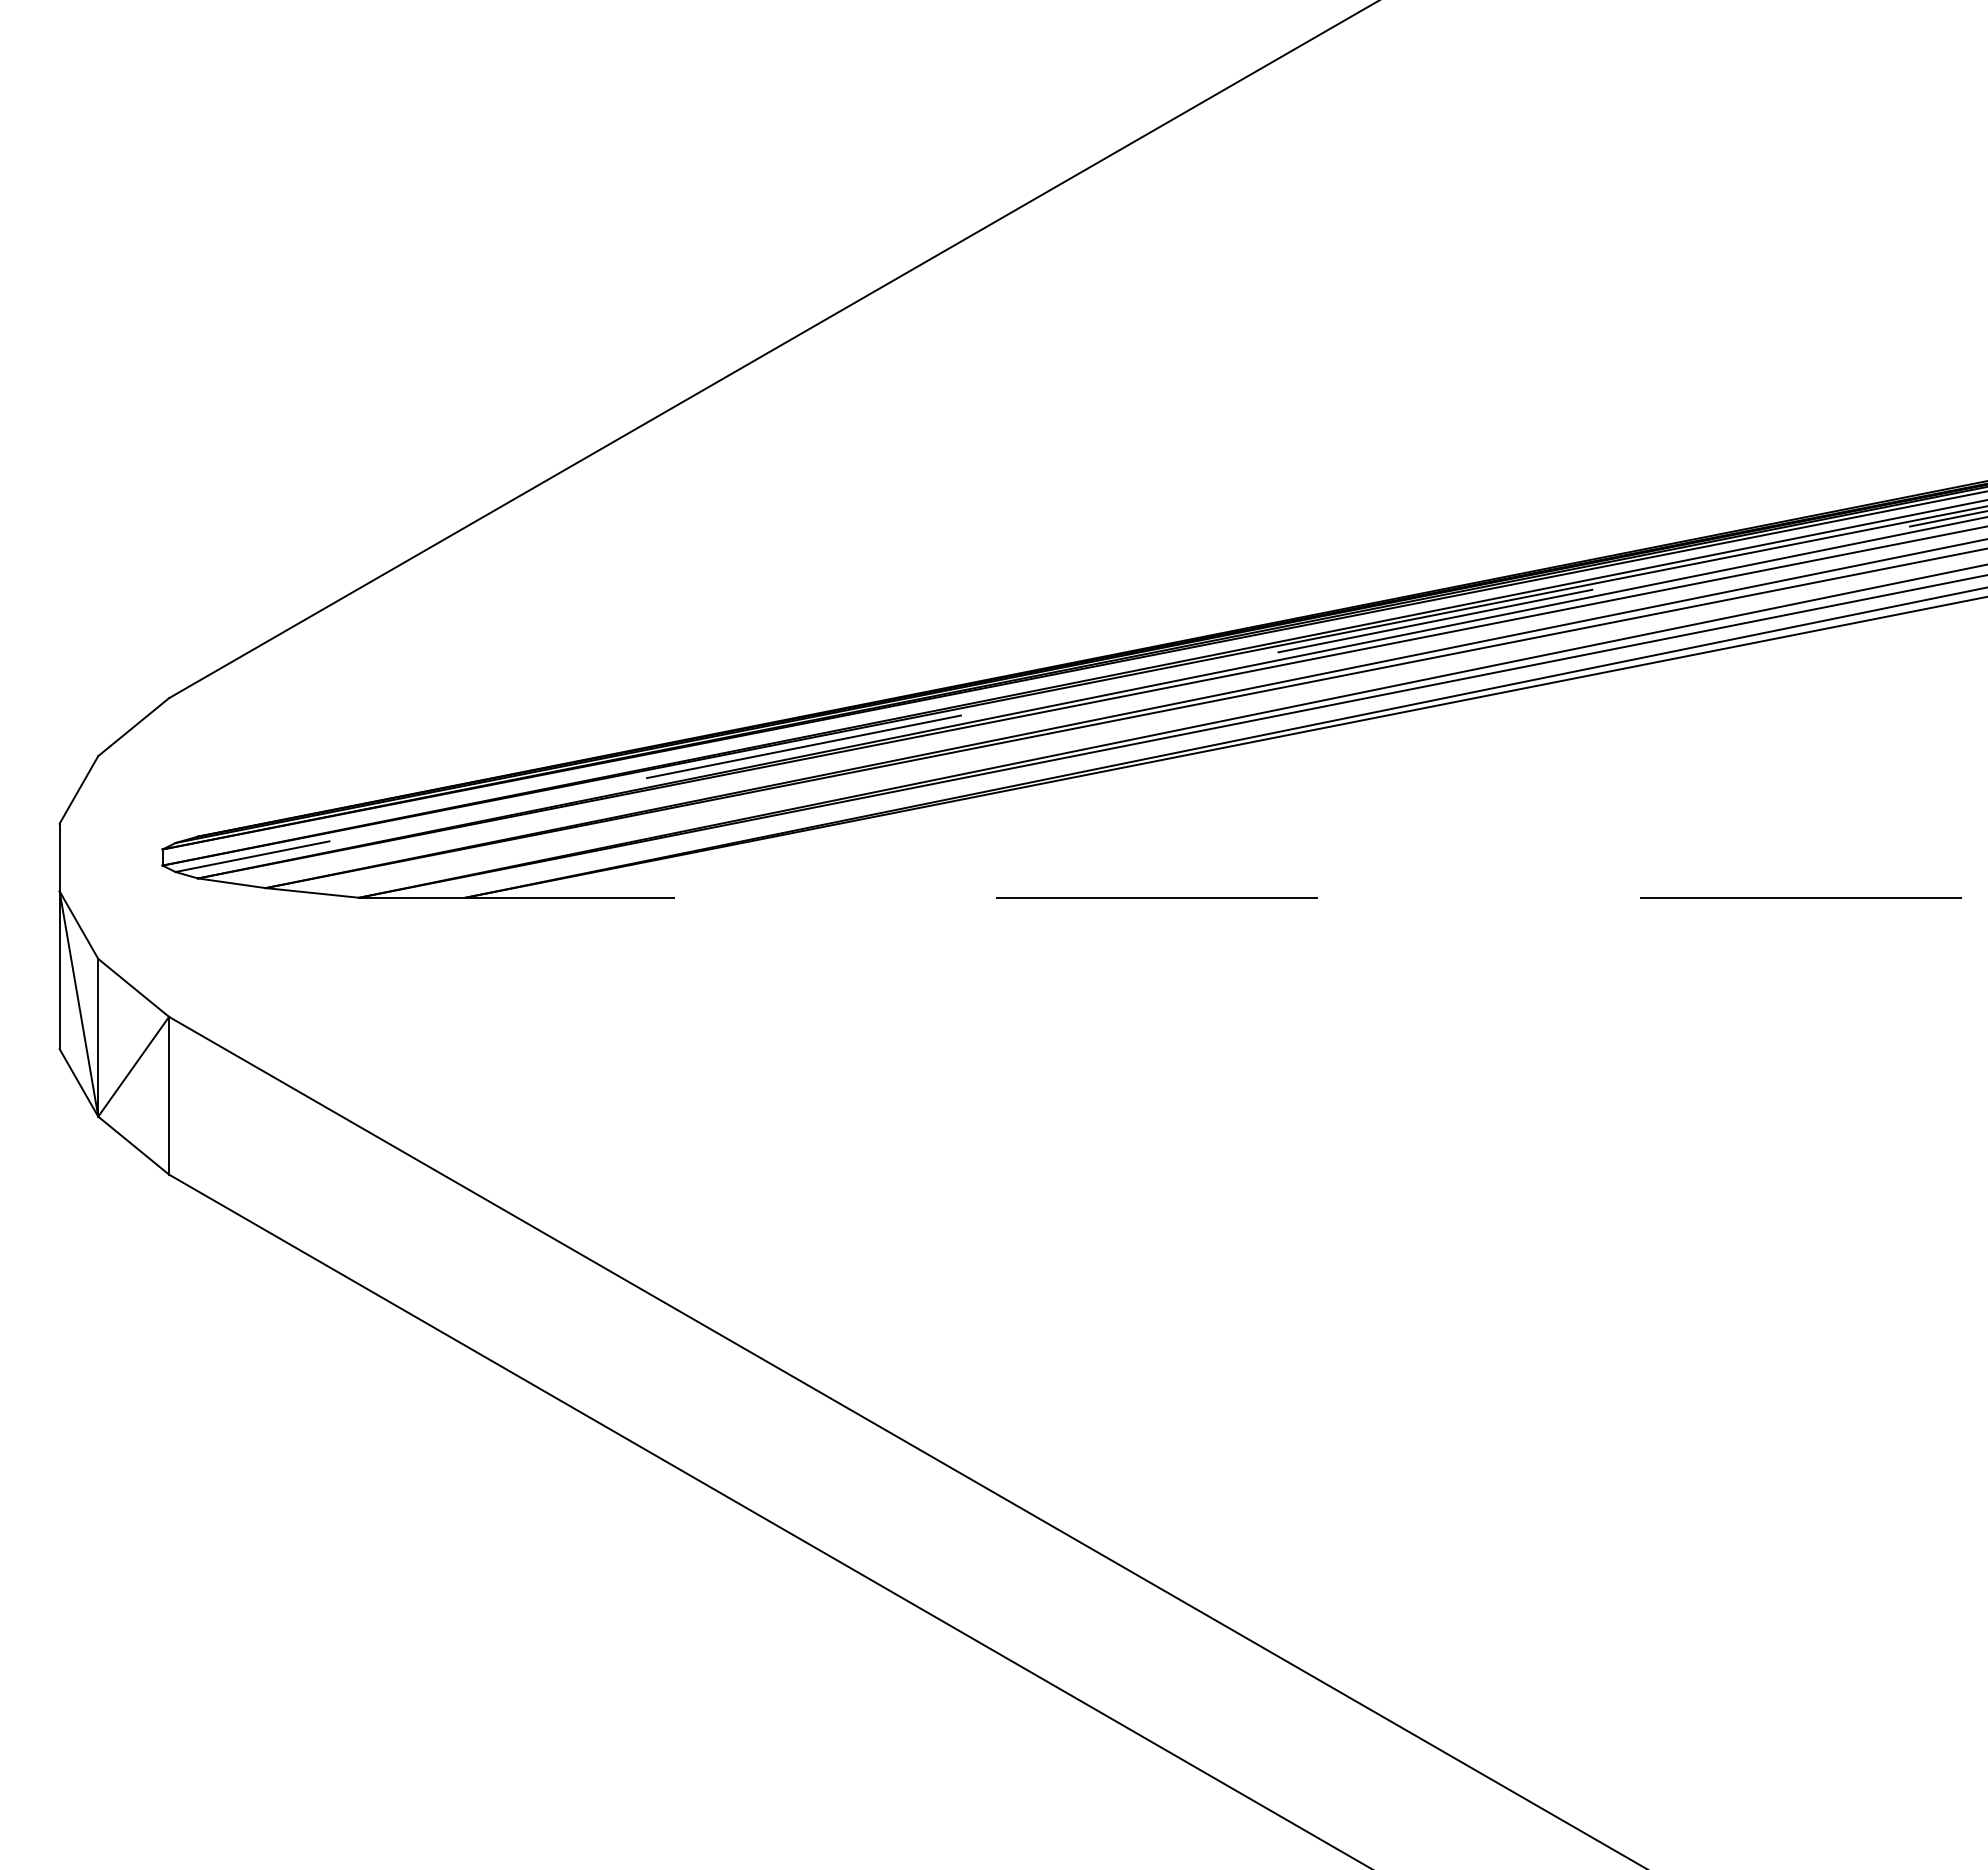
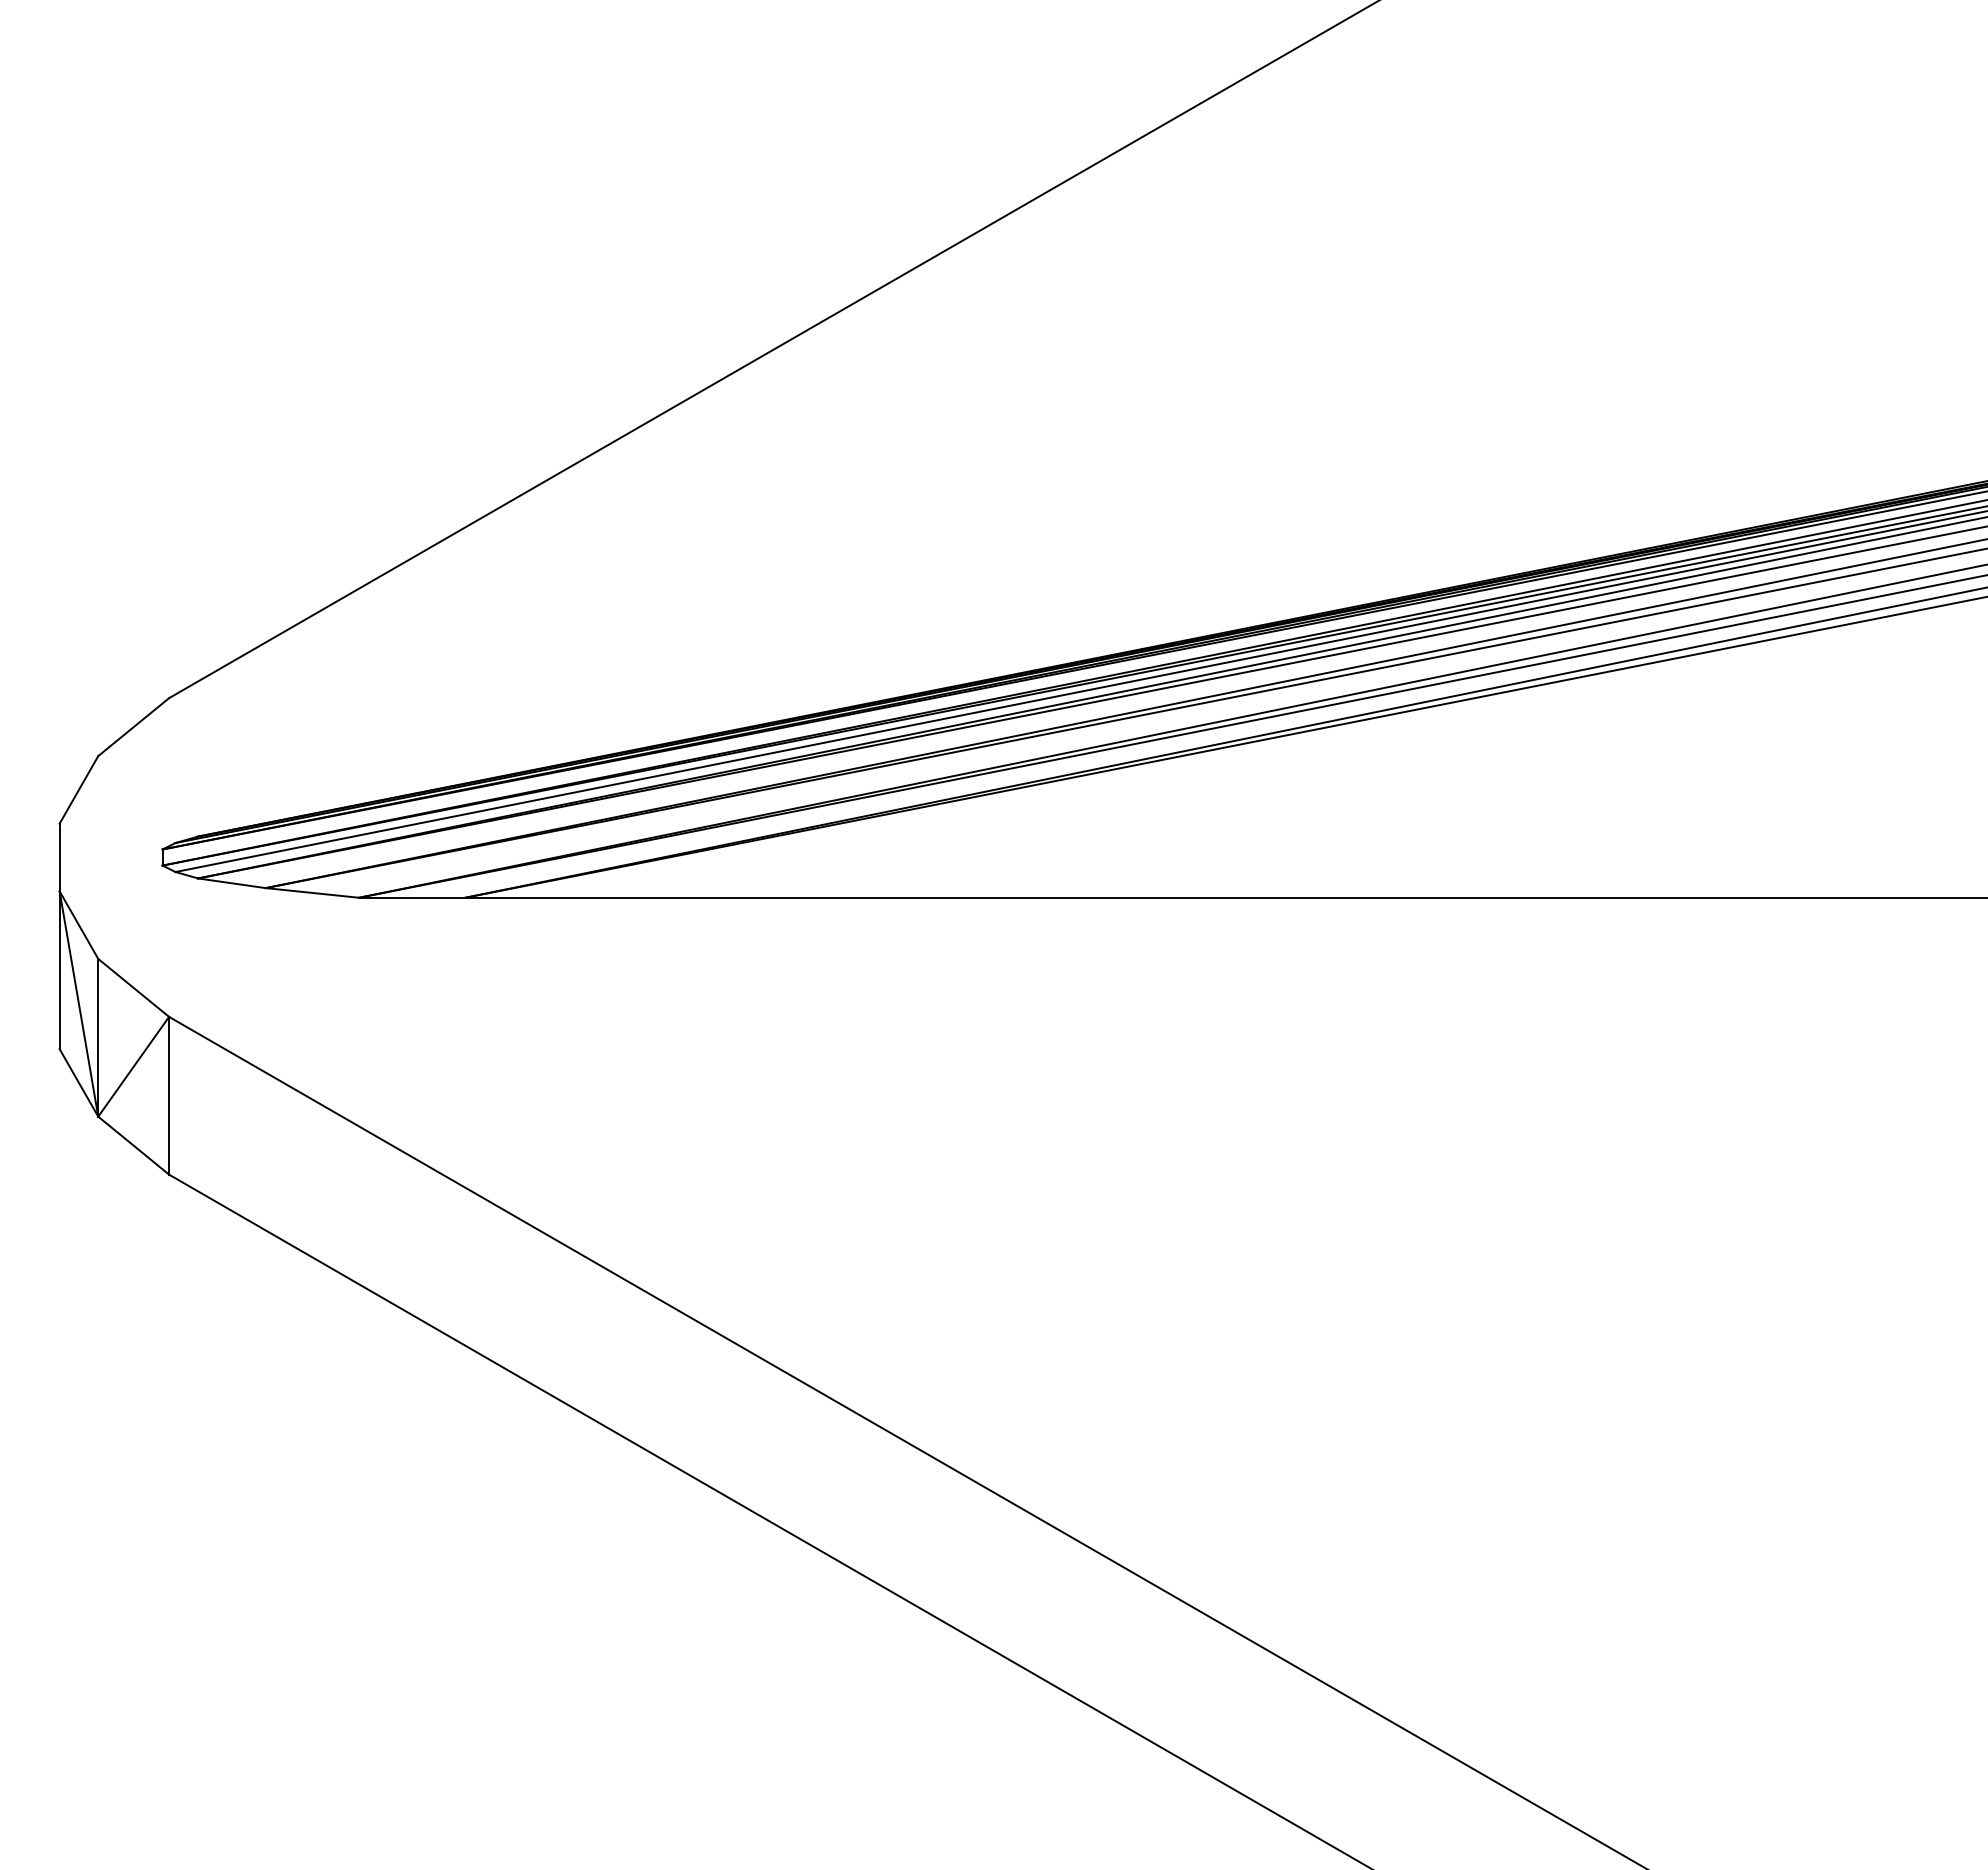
line: dashed -> solid (1081, 691)
line: dashed -> solid (1226, 897)
